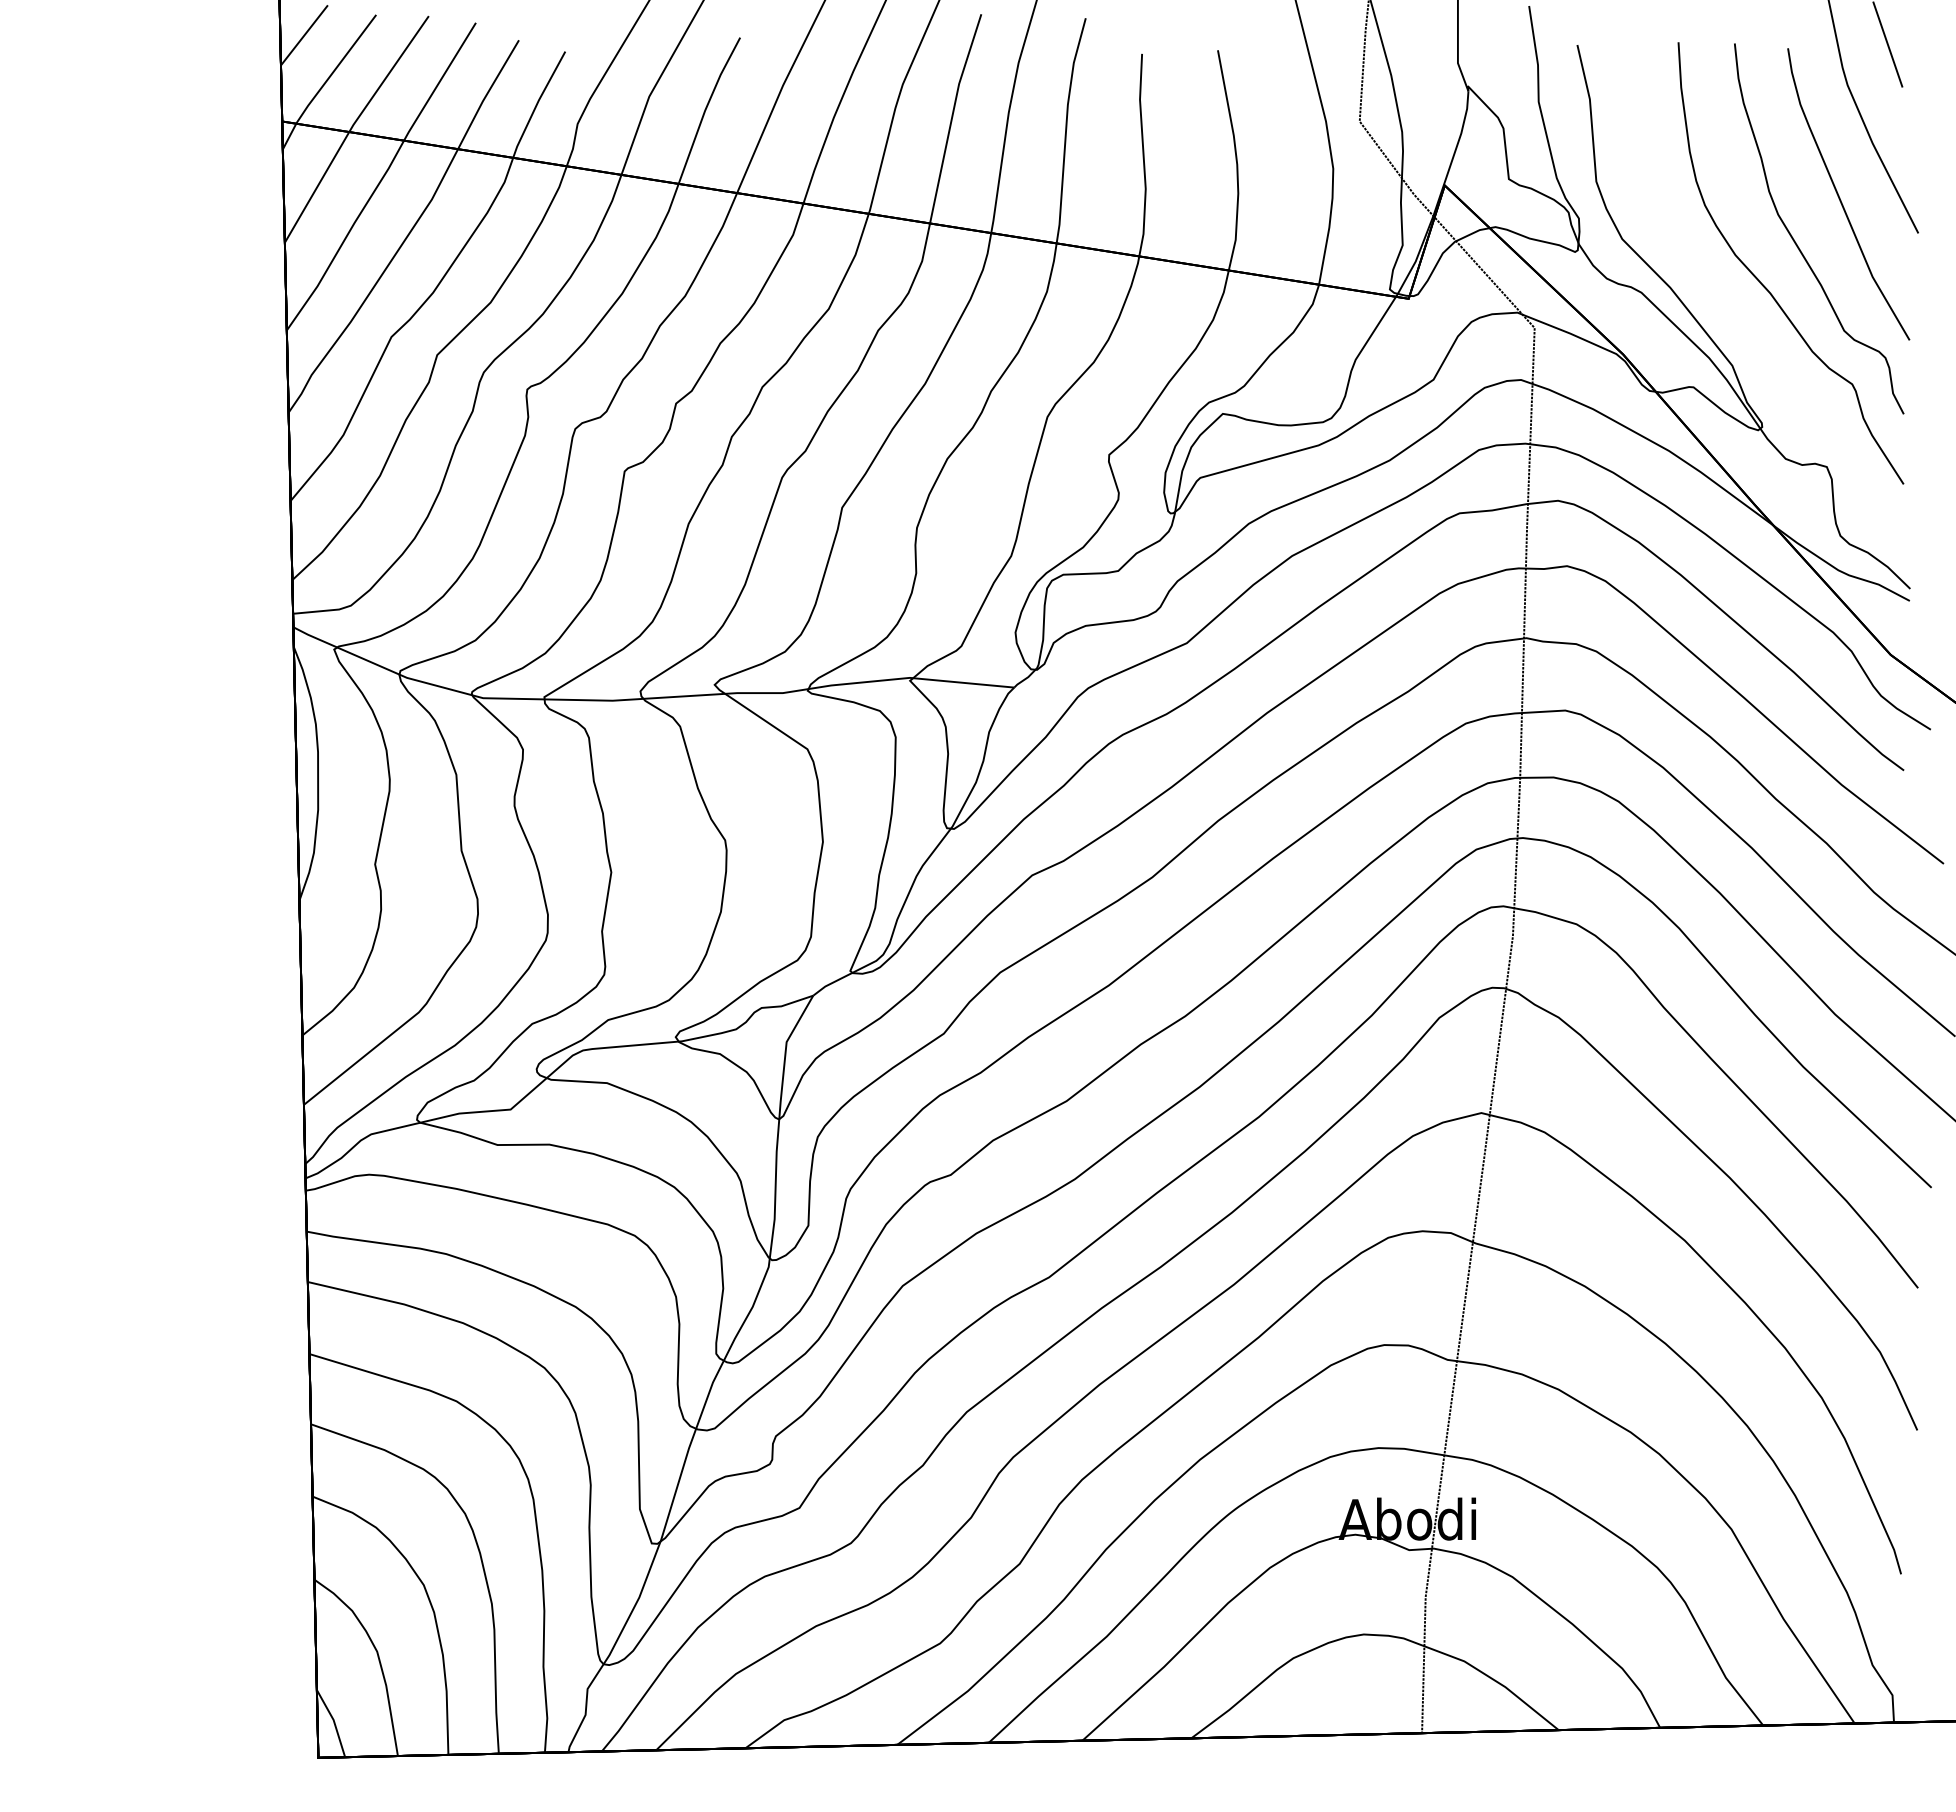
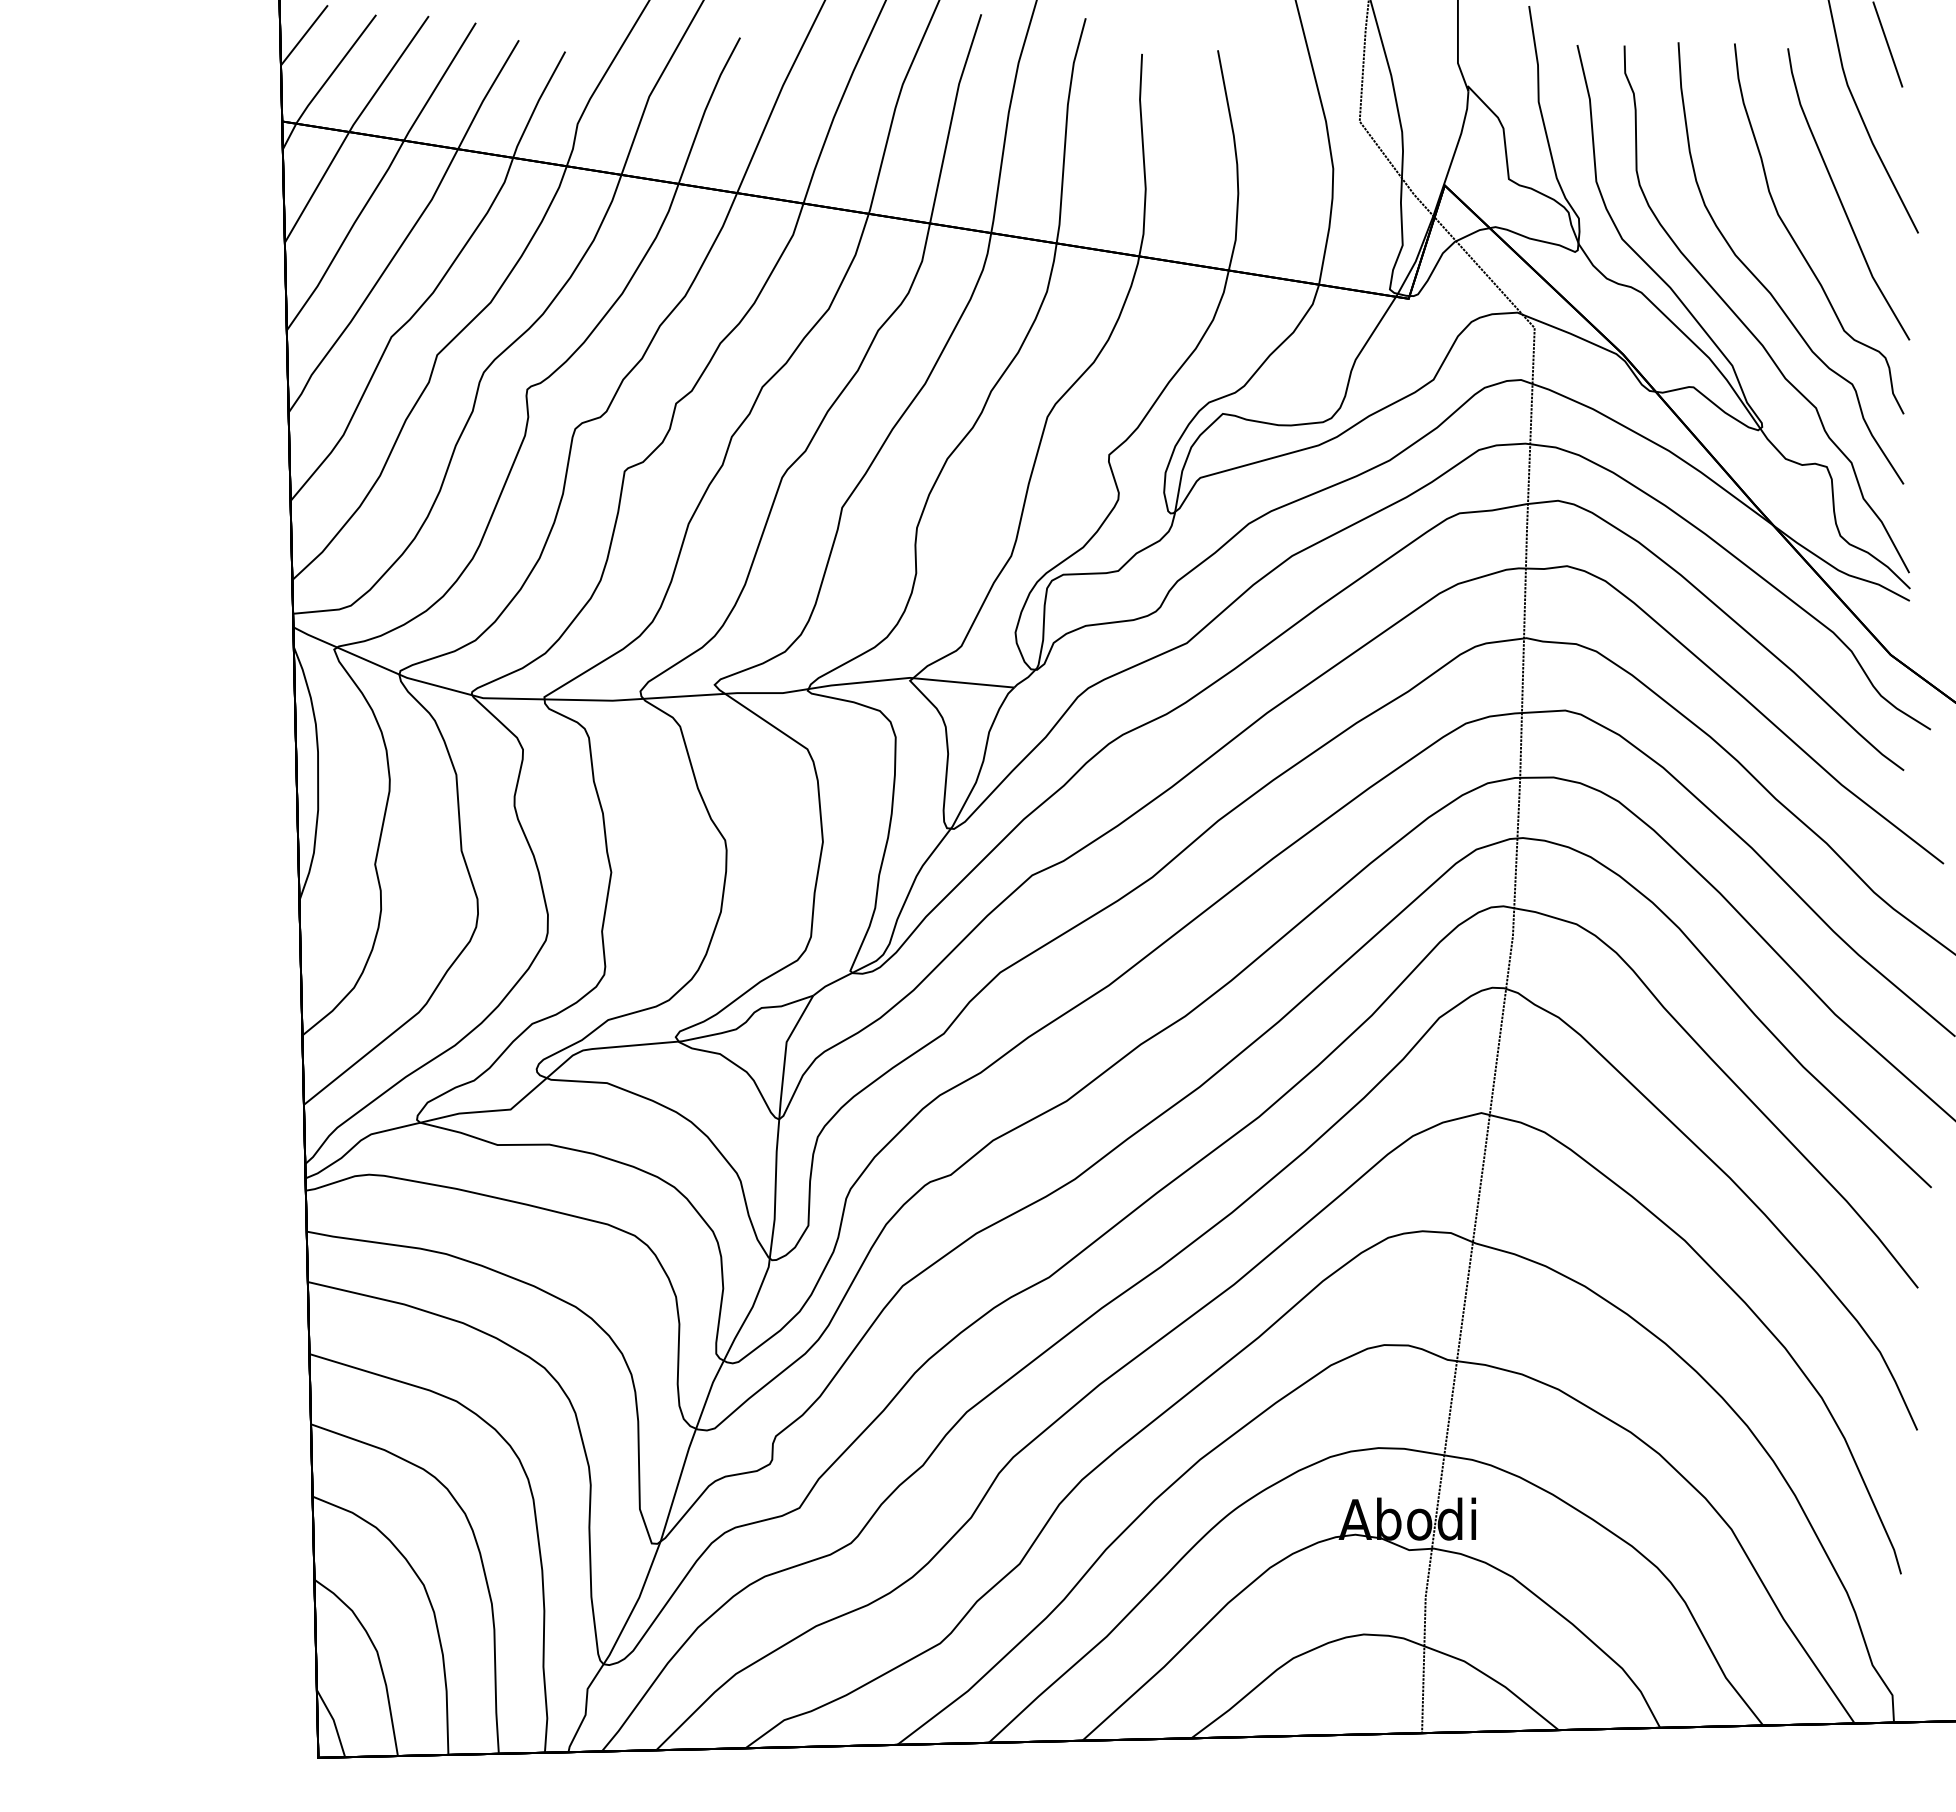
curve: none -> present (1748, 327)
